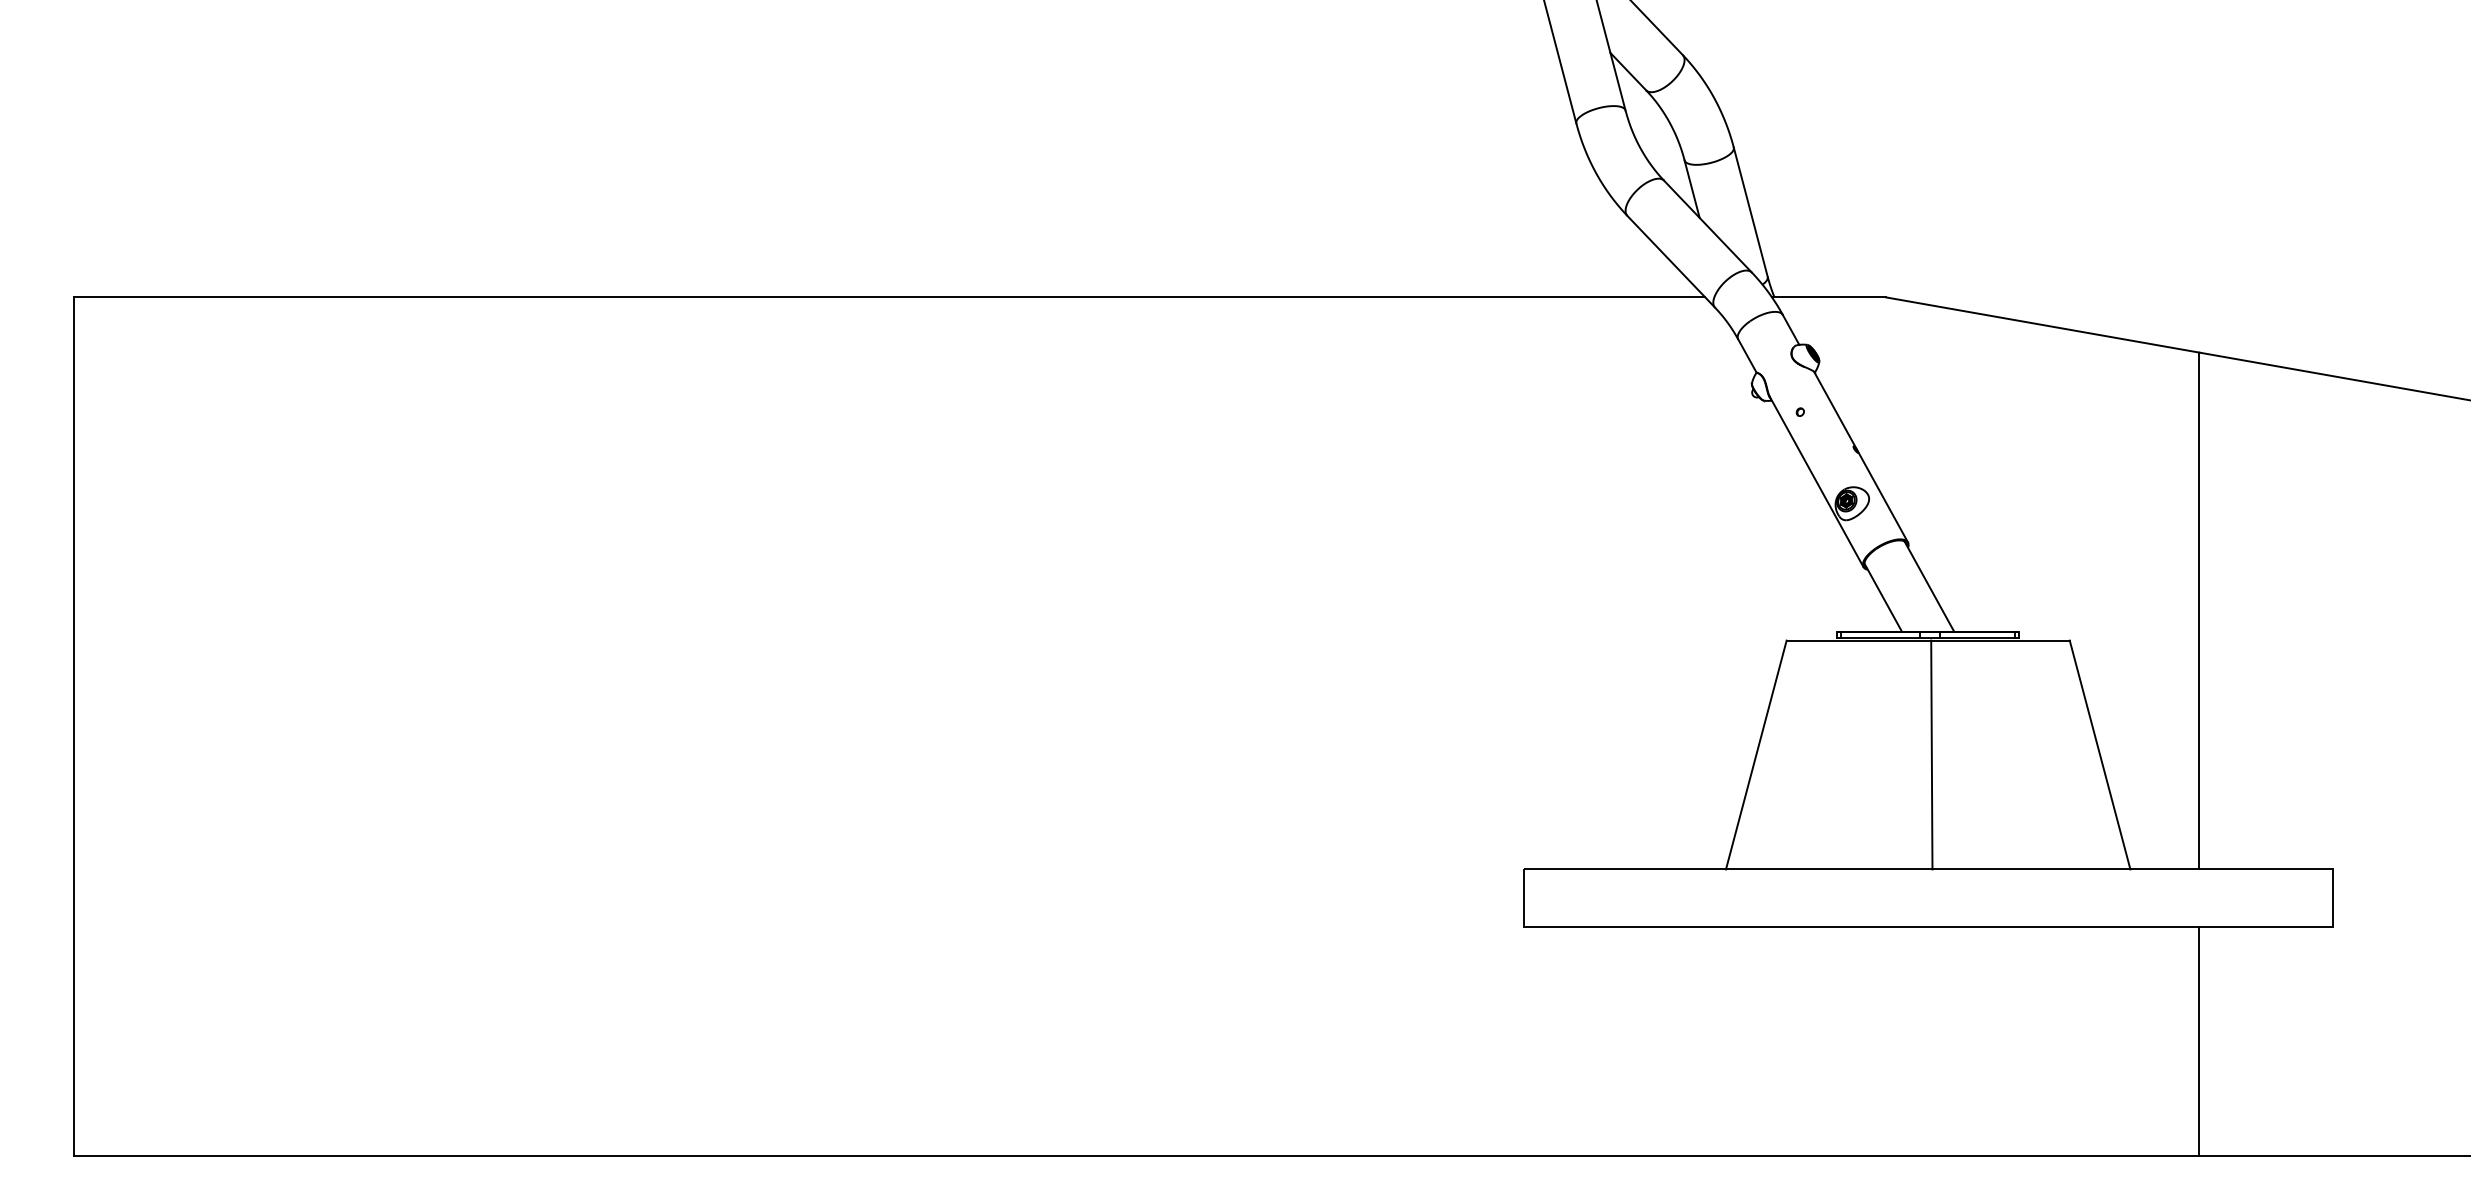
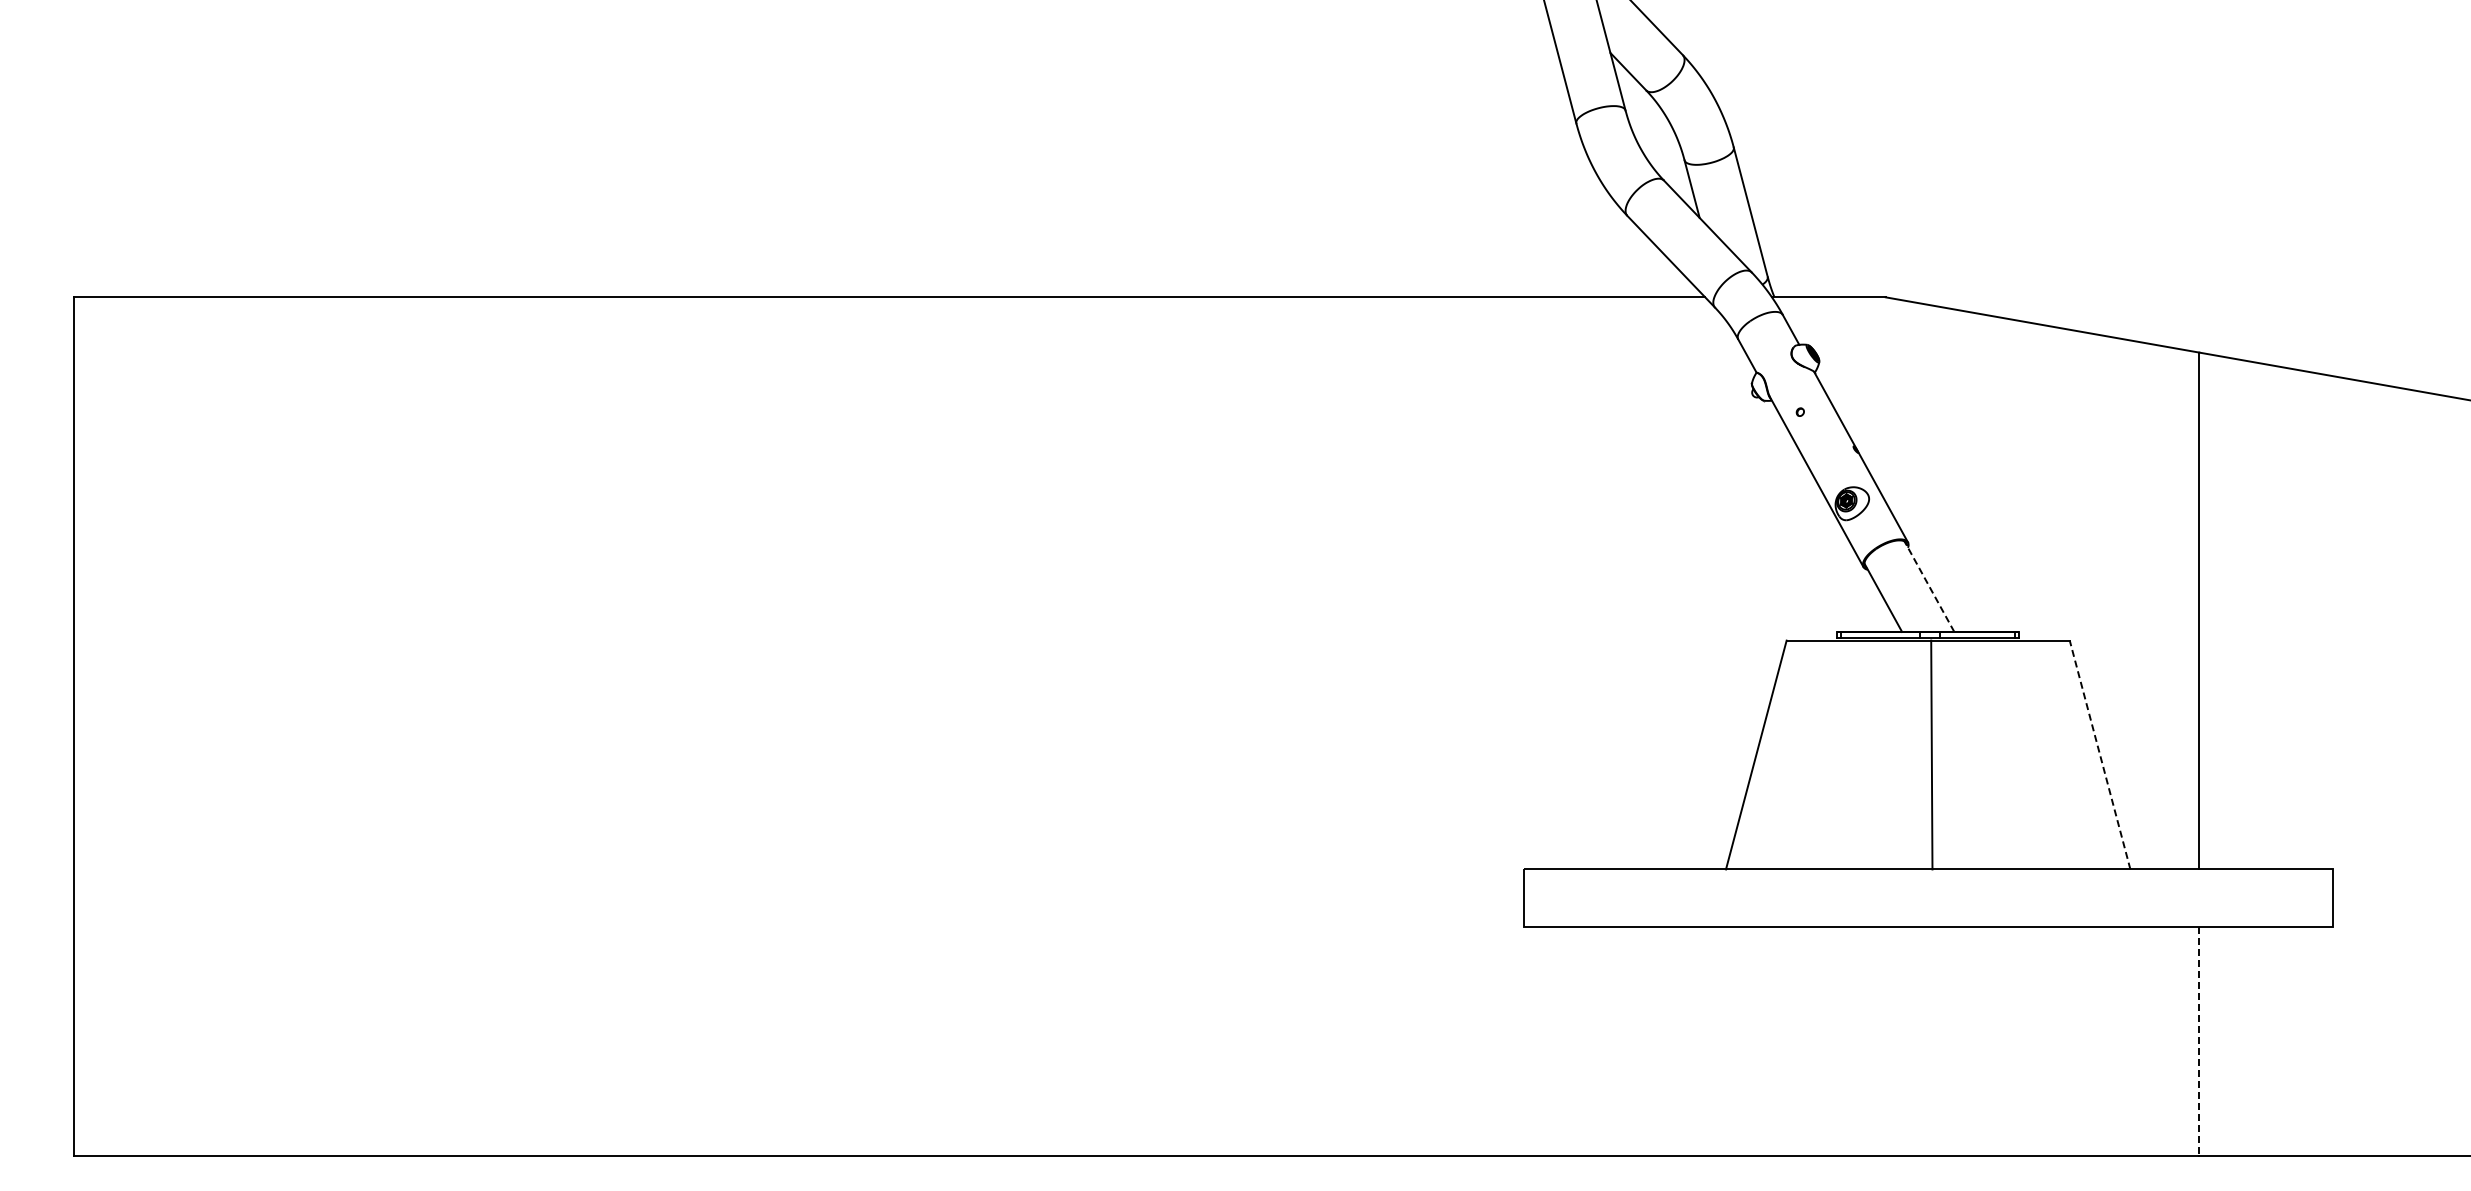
line: solid -> dashed (1929, 586)
line: solid -> dashed (2099, 754)
line: solid -> dashed (2199, 1041)
